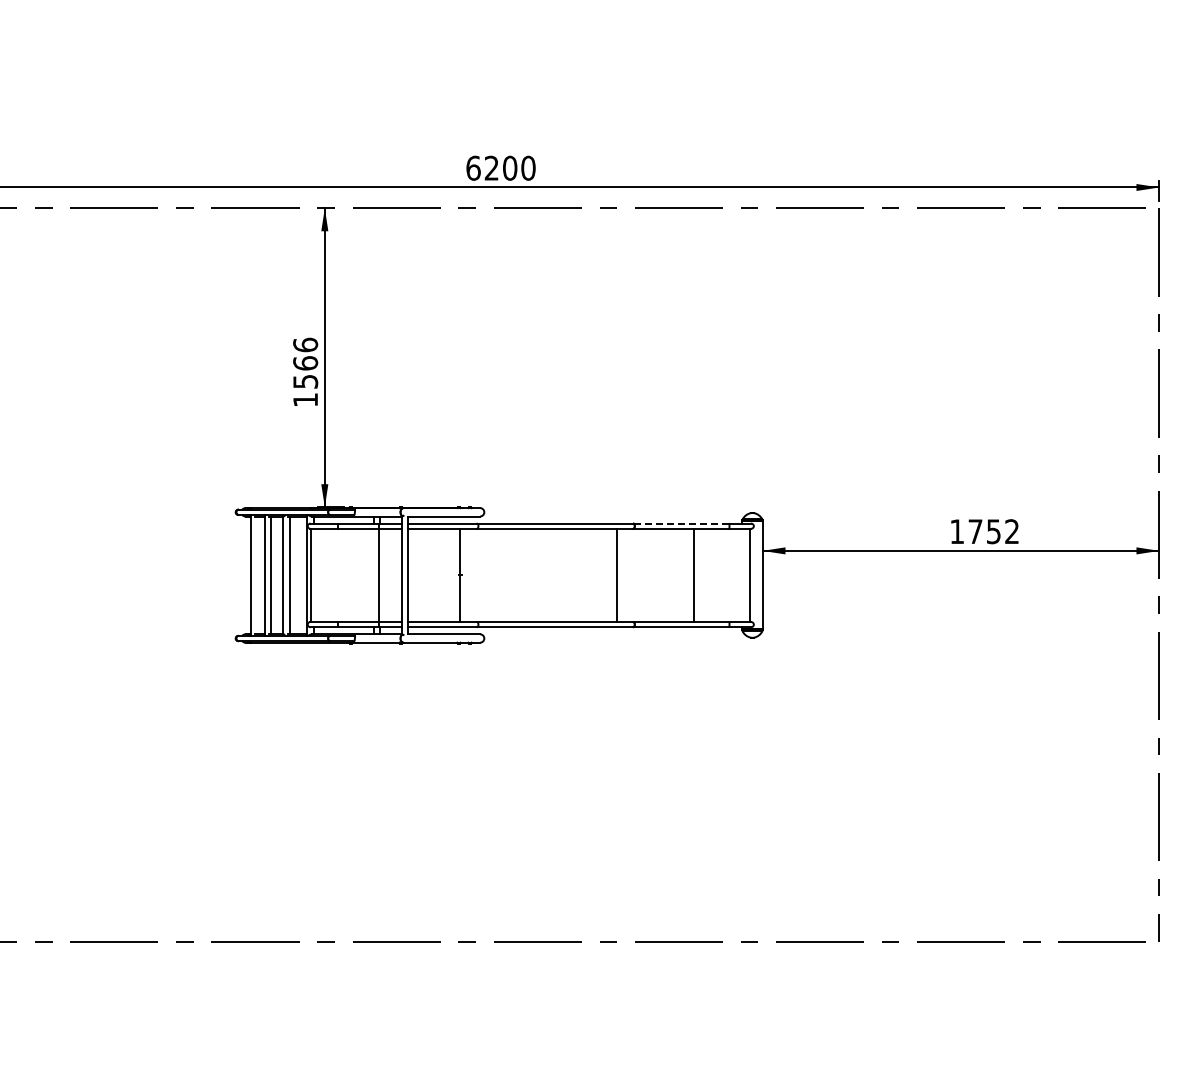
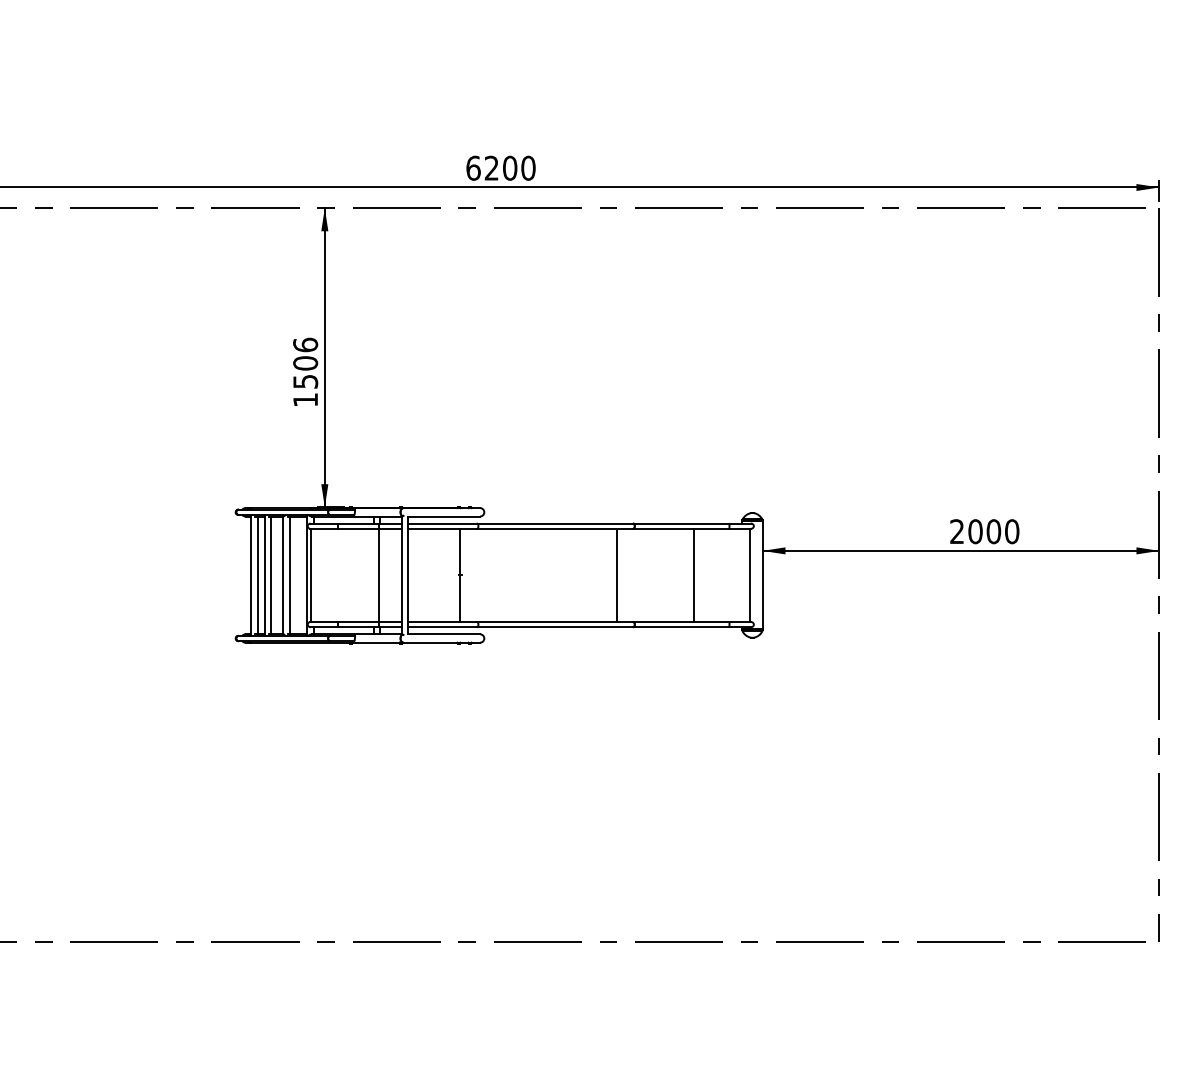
text: 1566 -> 1506 (305, 363)
line: dashed -> solid (680, 523)
text: 1752 -> 2000 (984, 531)
line: none -> present (257, 575)
